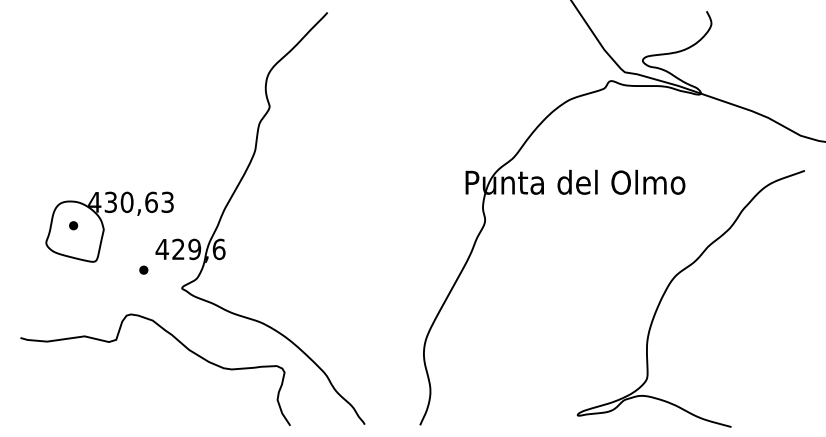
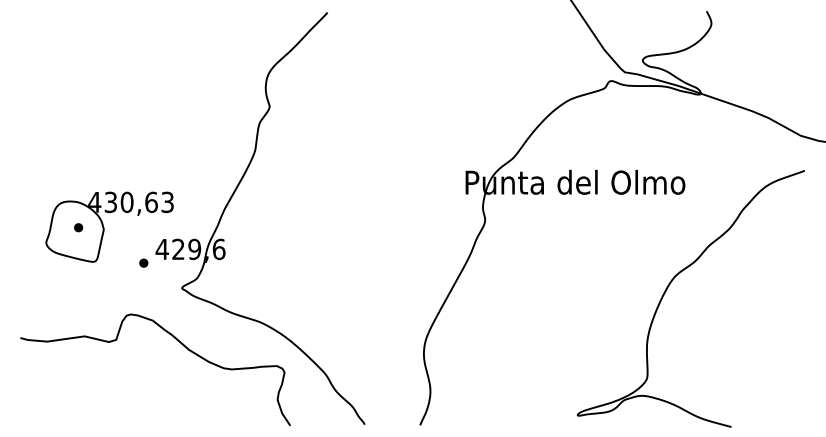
part position: (73, 225) -> (78, 227) (78, 227)
part position: (143, 269) -> (143, 262) (143, 262)
